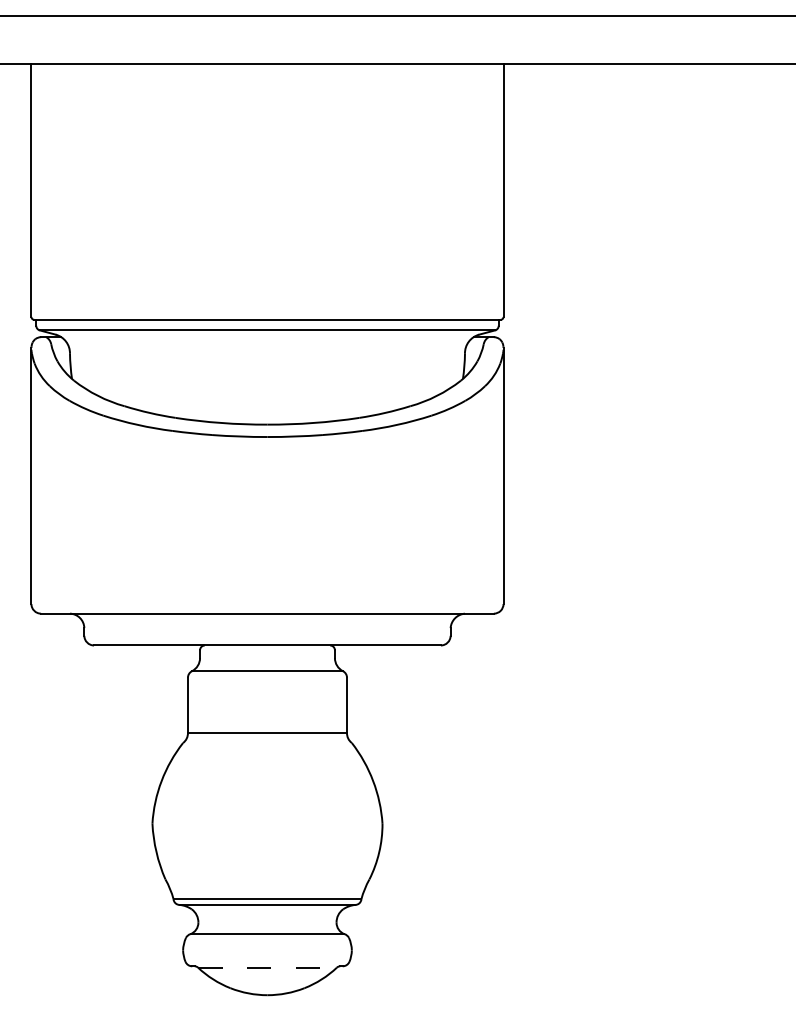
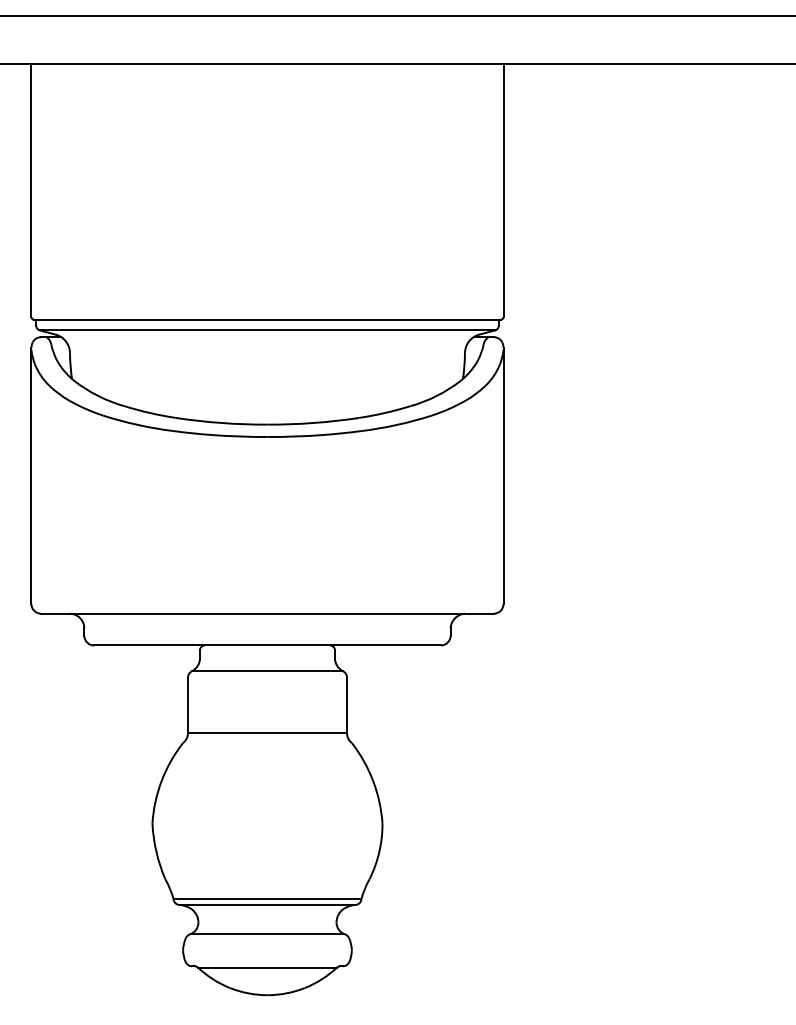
line: dashed -> solid (268, 967)
